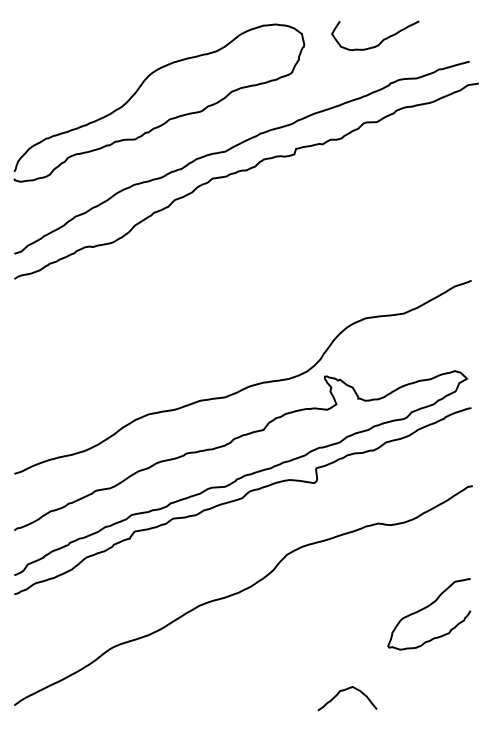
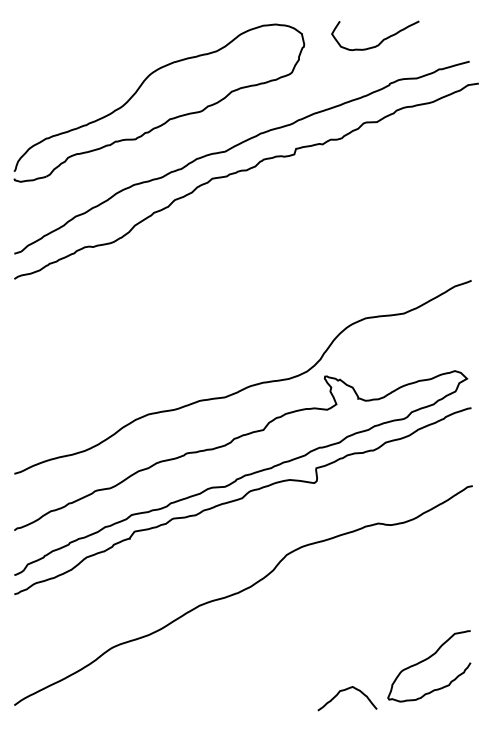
curve position: (426, 608) -> (426, 660) (426, 660)
